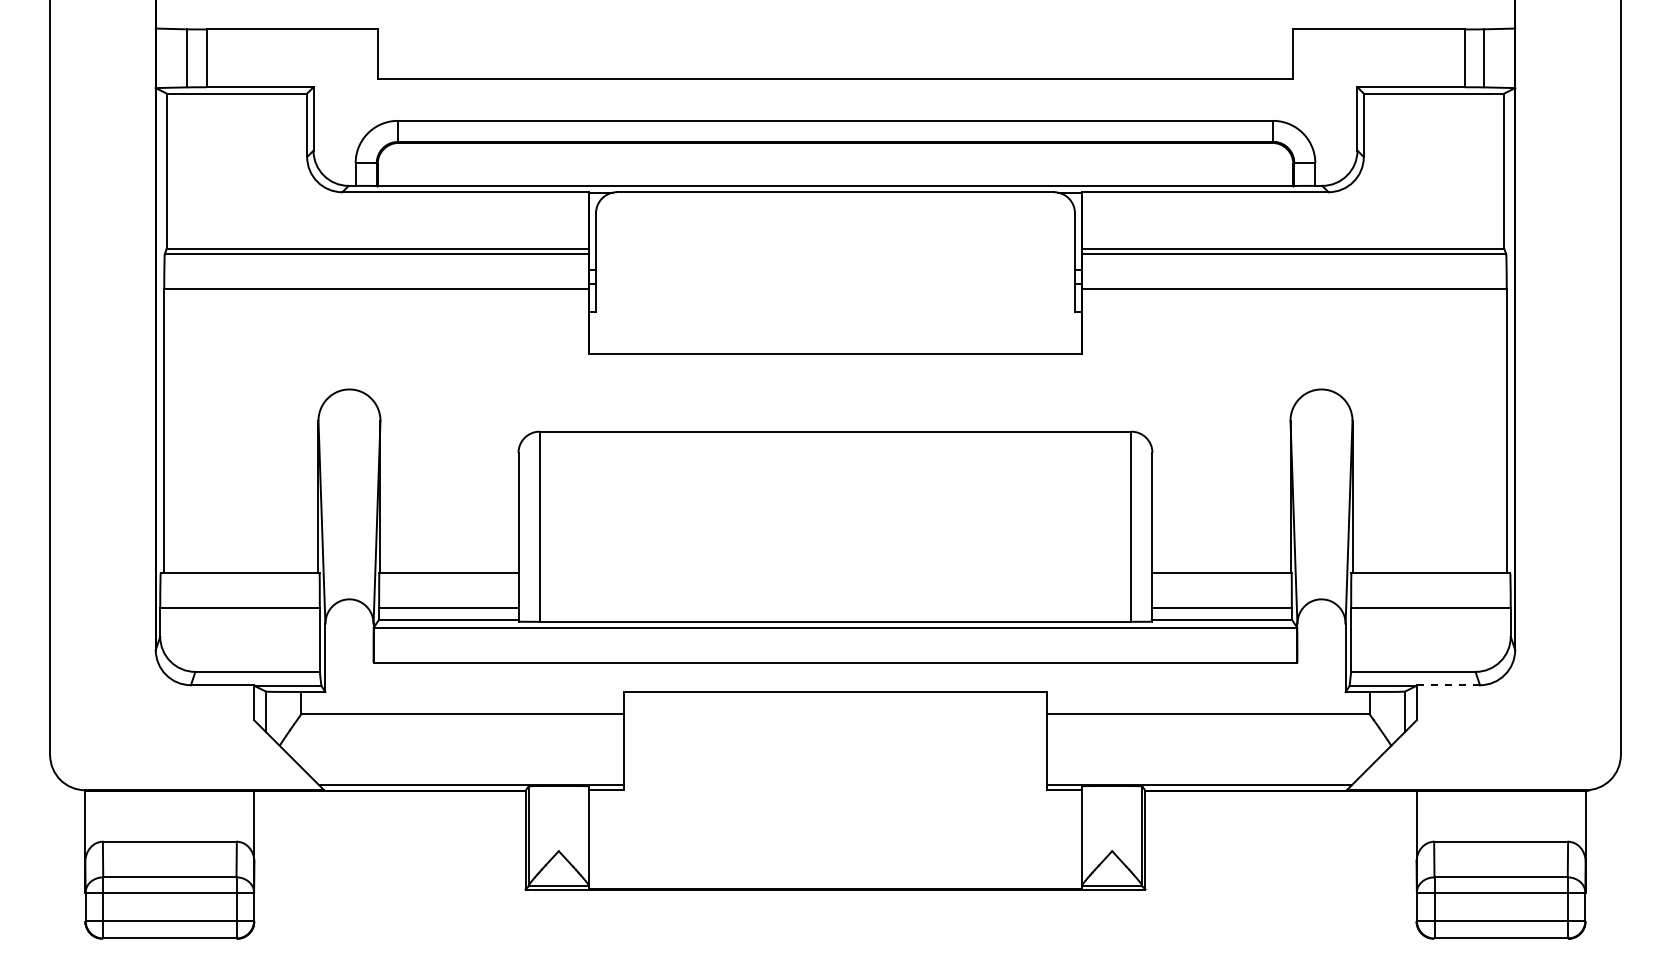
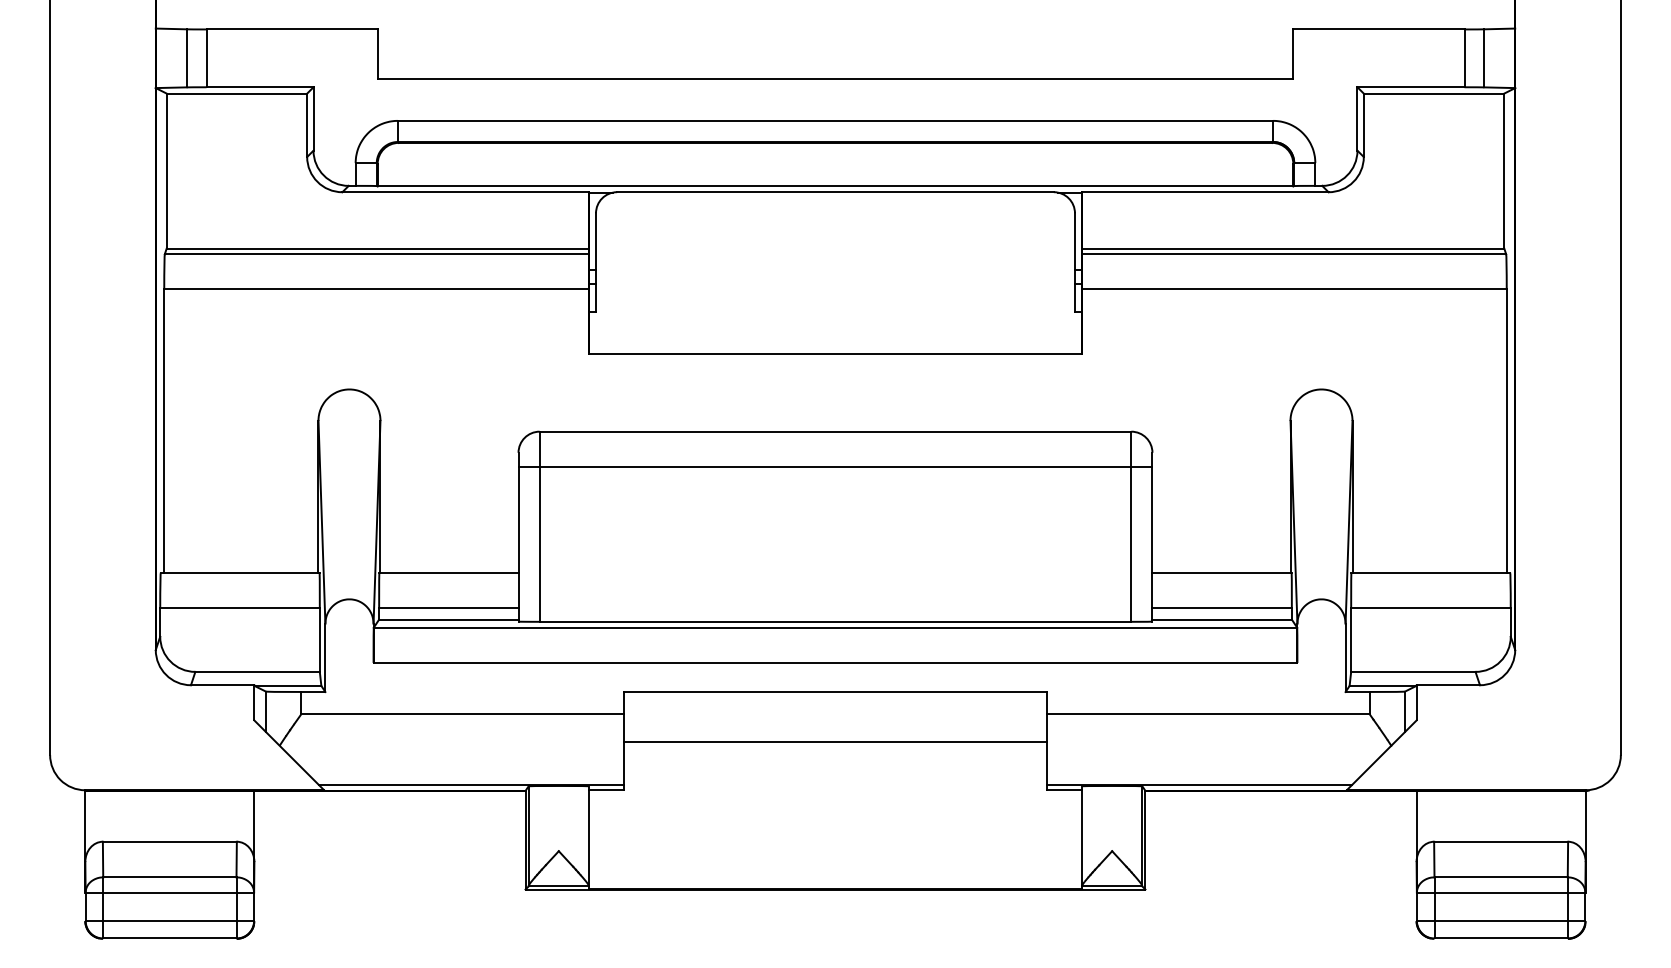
line: none -> present (835, 466)
line: dashed -> solid (1448, 685)
line: none -> present (835, 741)
